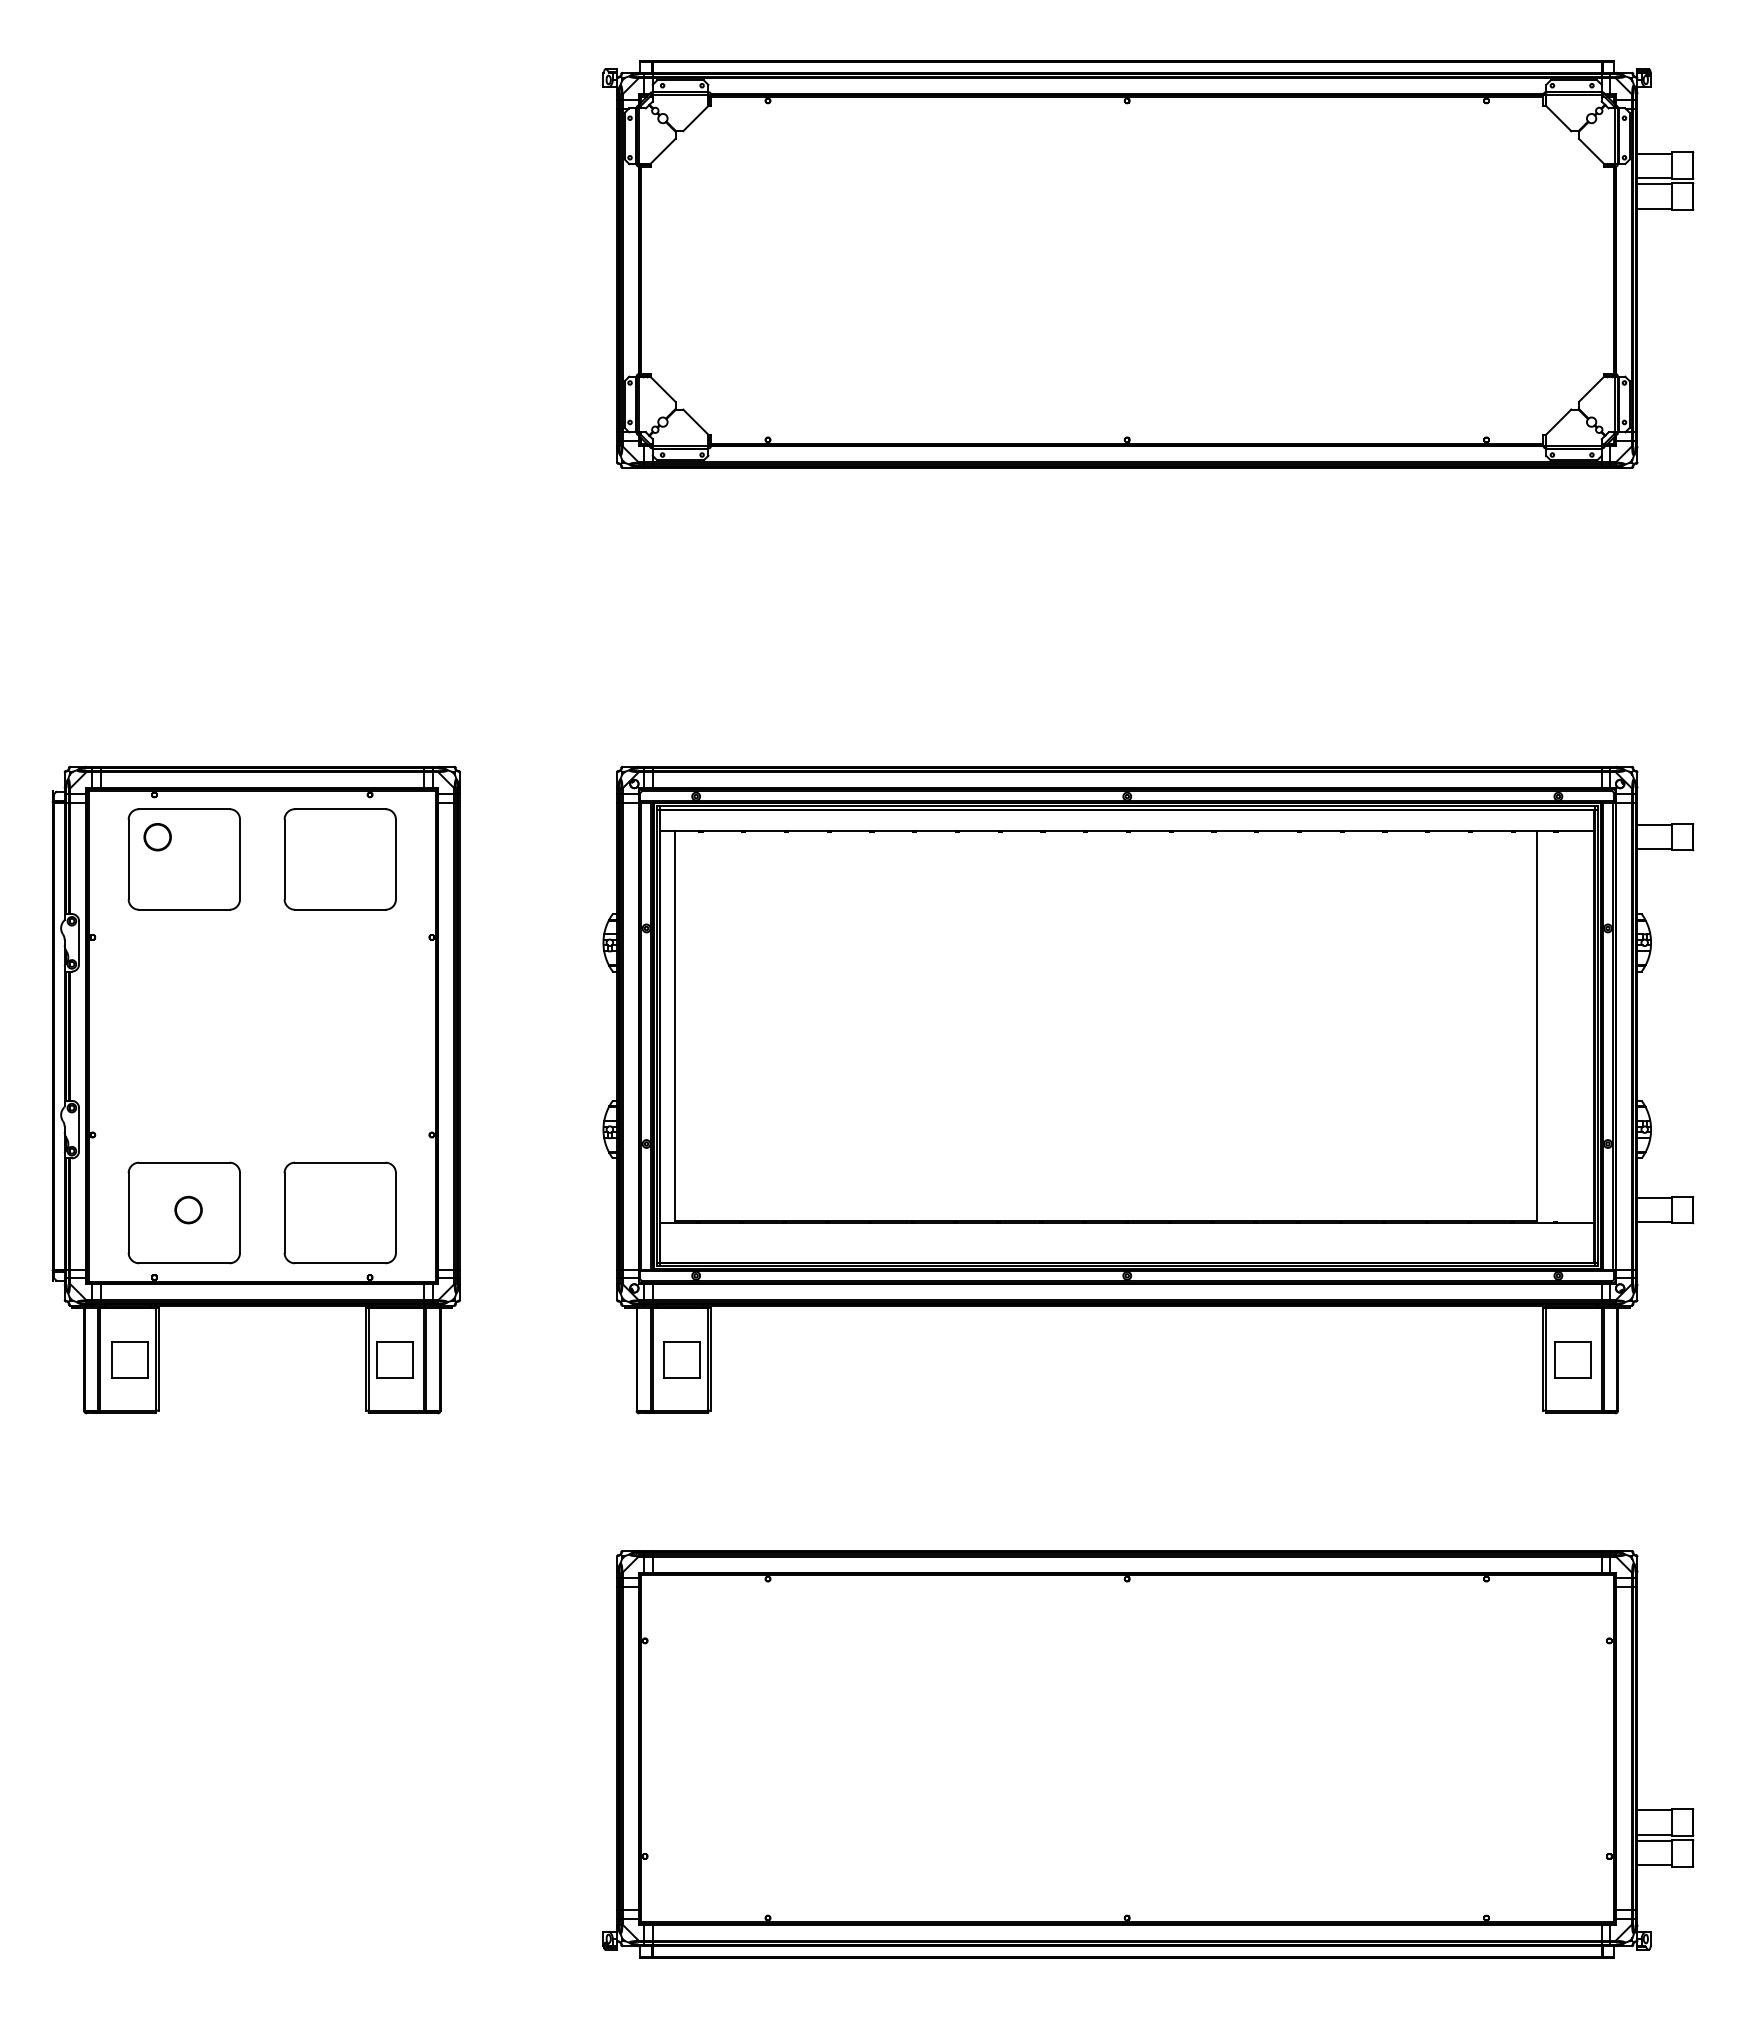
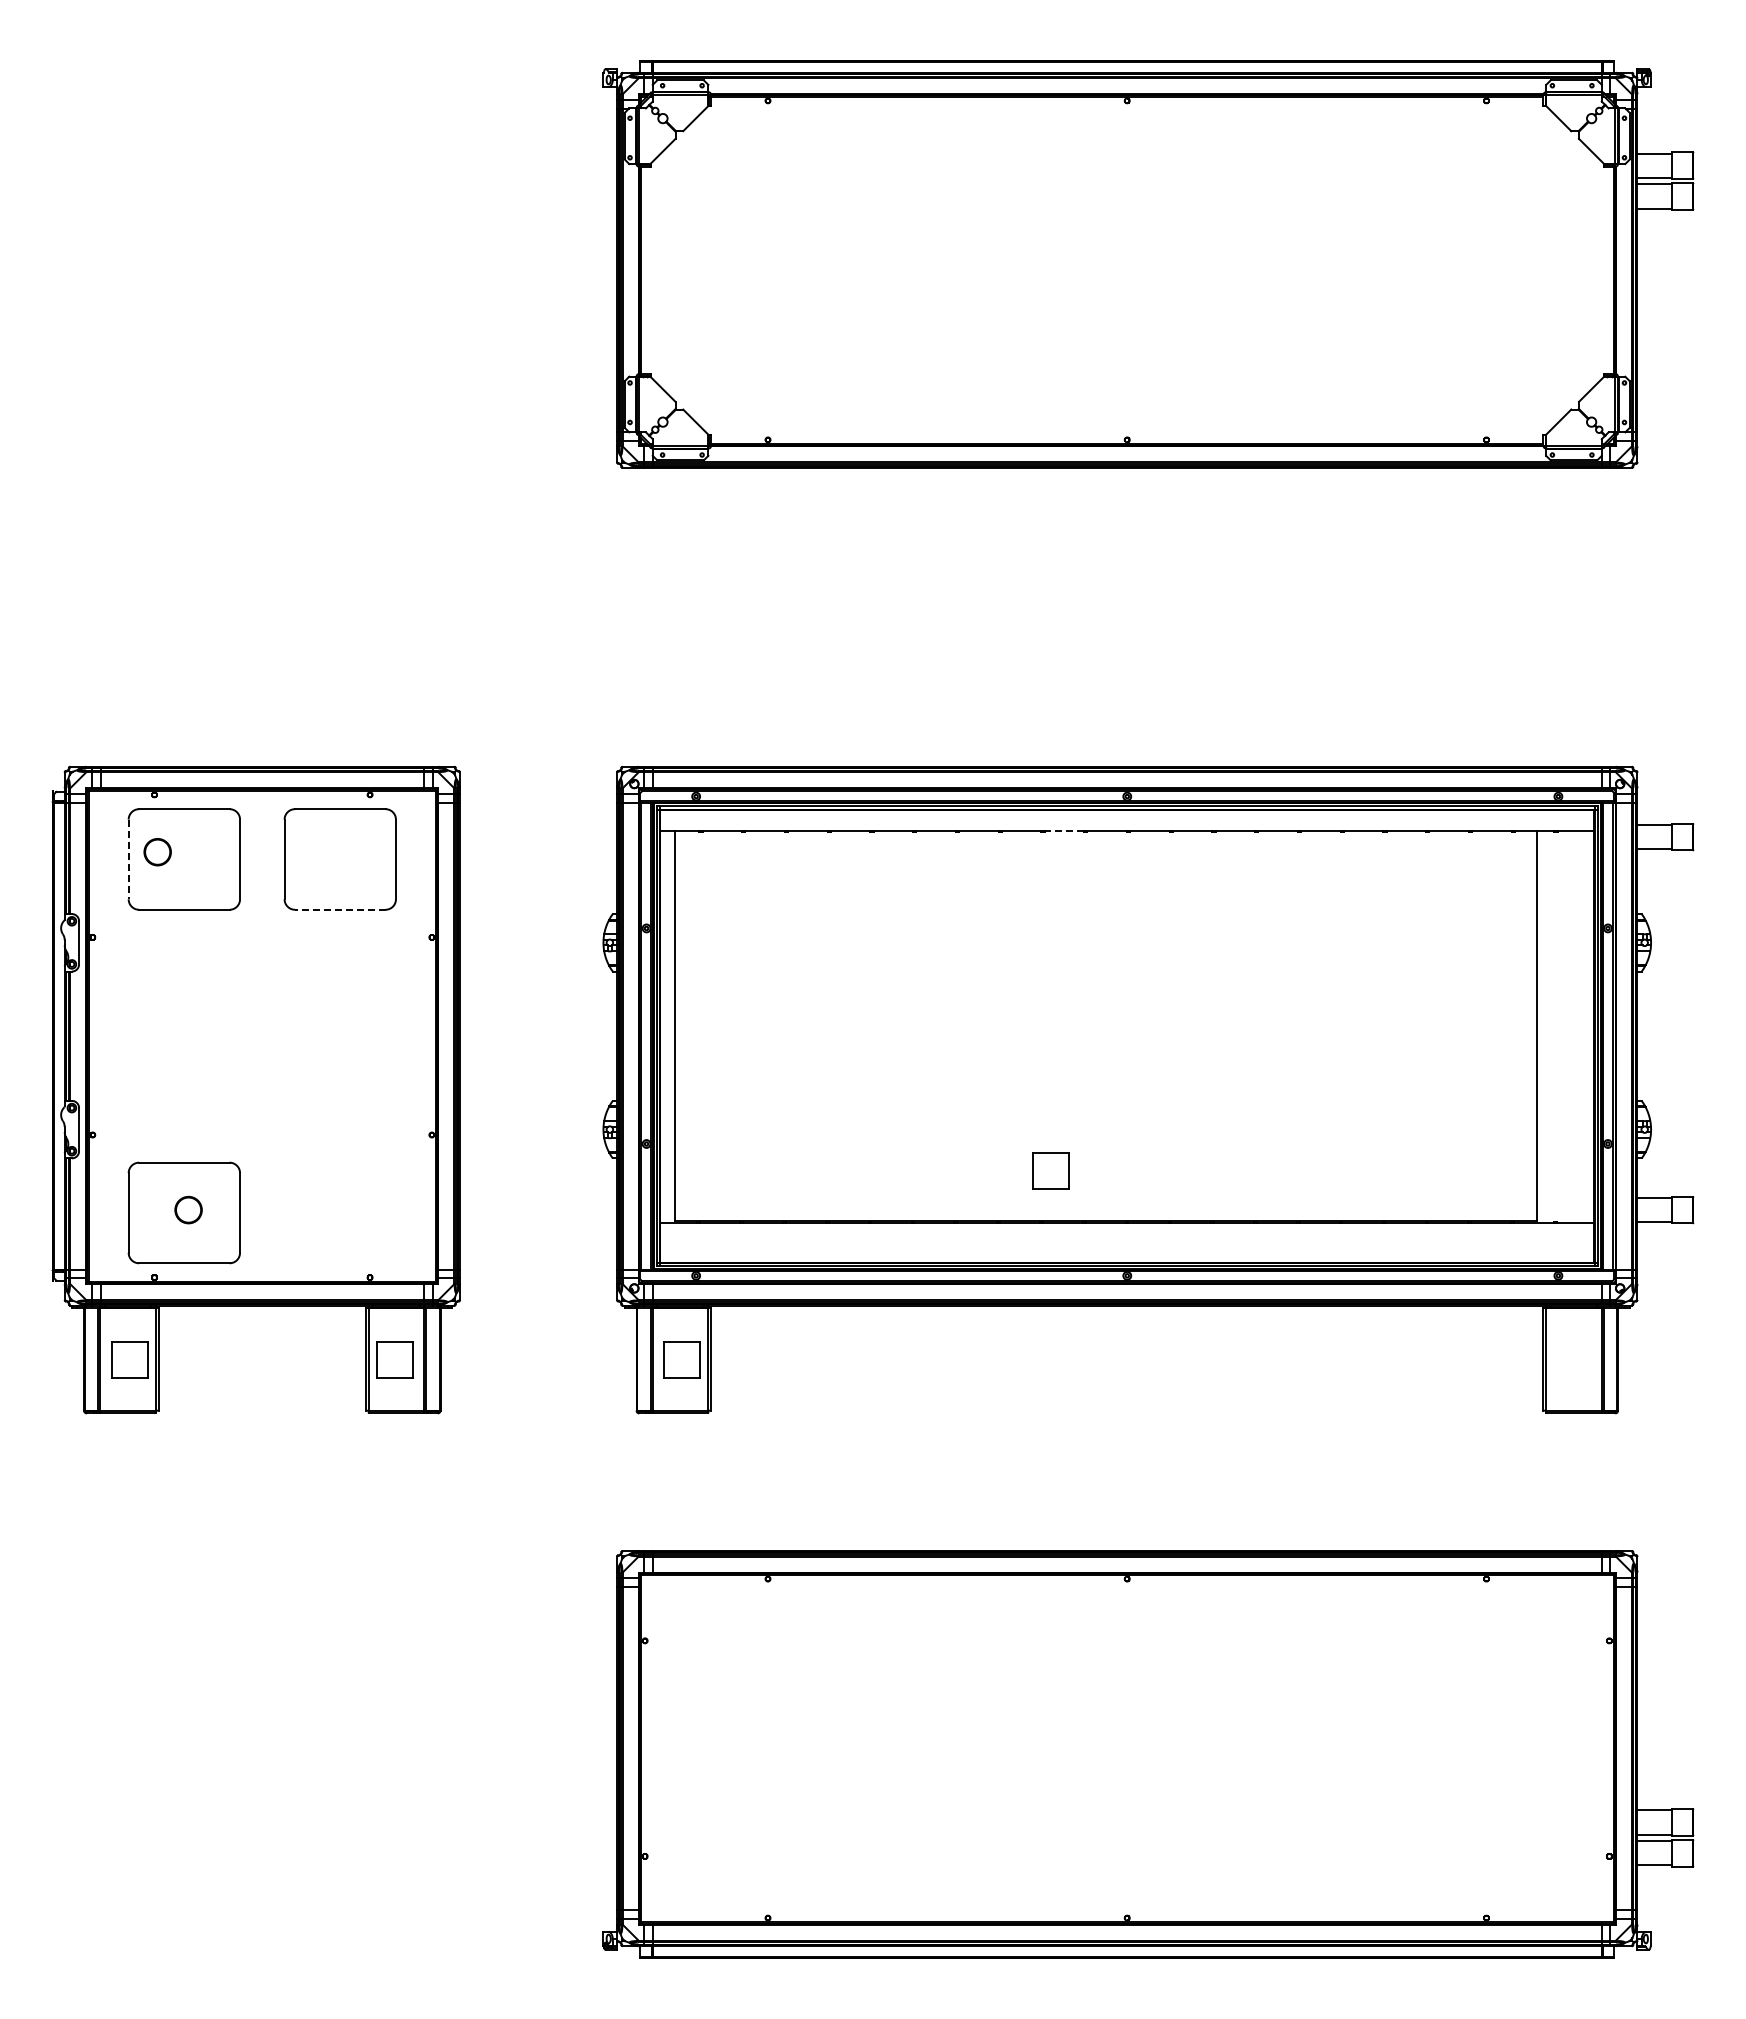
line: solid -> dashed (1064, 831)
circle position: (157, 837) -> (157, 852) (157, 852)
line: solid -> dashed (128, 859)
line: solid -> dashed (339, 909)
part: present -> none (339, 1212)
part position: (1572, 1359) -> (1050, 1170) (1050, 1170)
